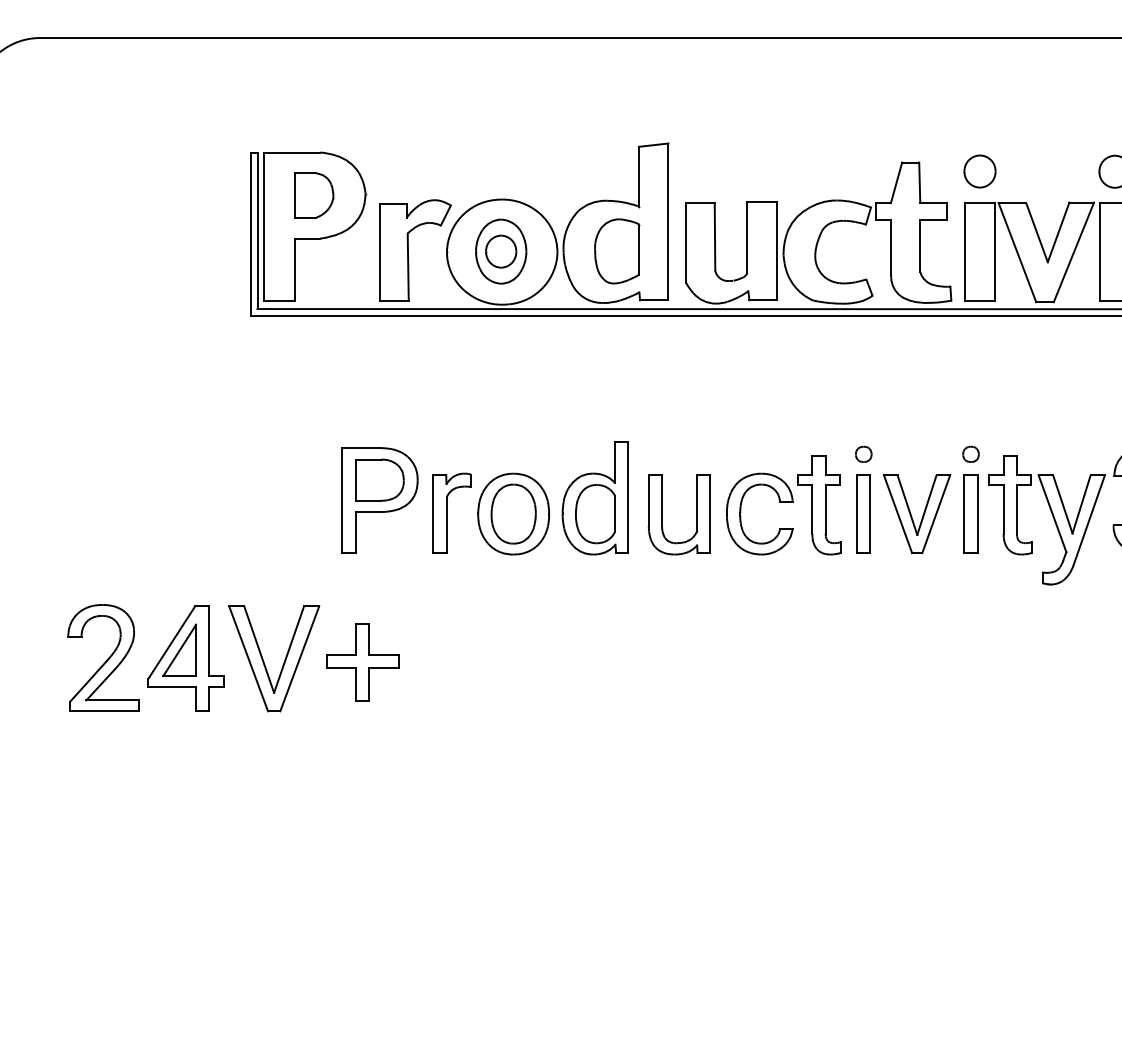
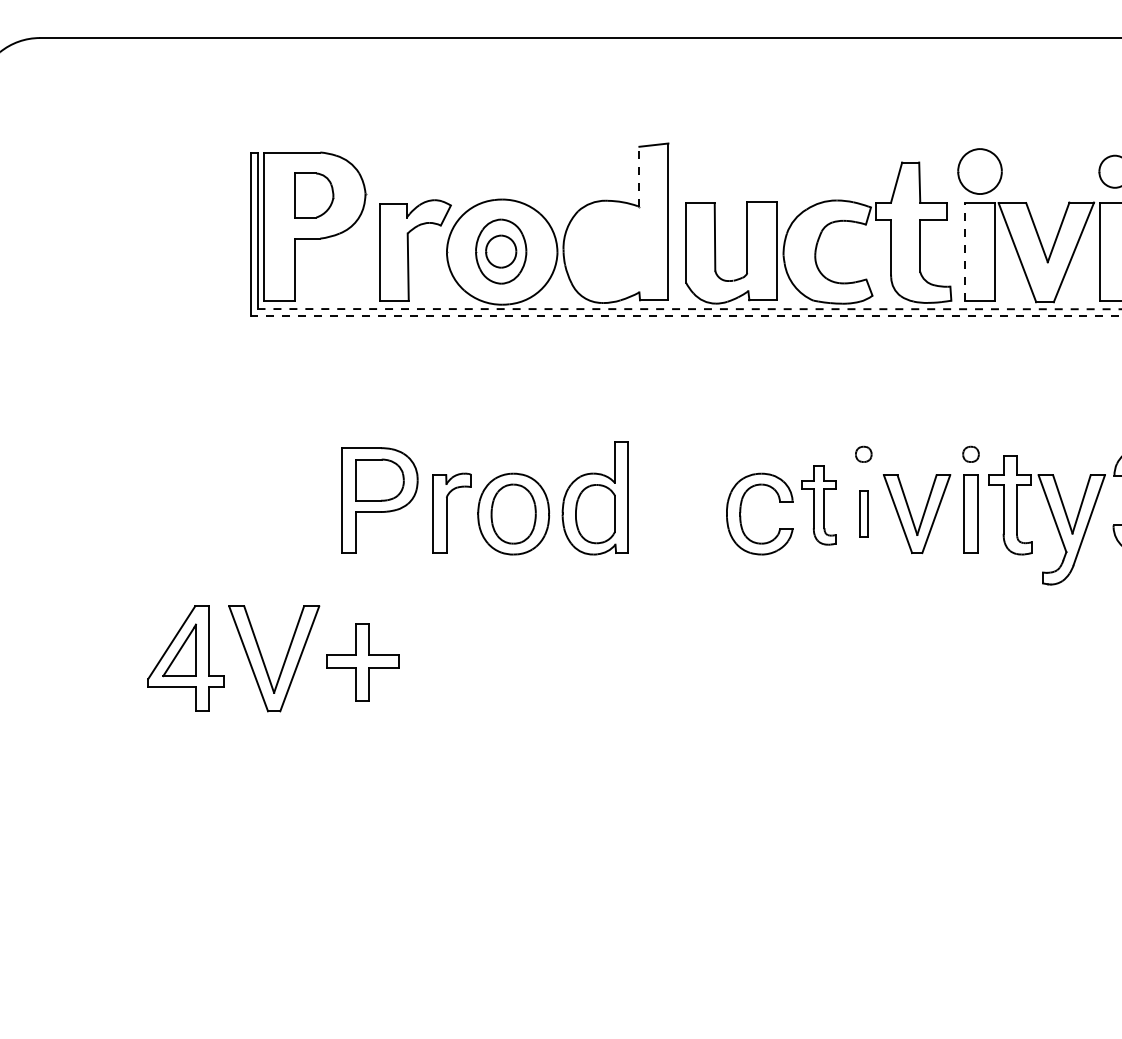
part size: 34x35 px -> 46x47 px (979, 171)
line: solid -> dashed (639, 176)
part: present -> none (617, 251)
line: solid -> dashed (965, 251)
line: solid -> dashed (690, 309)
line: solid -> dashed (685, 315)
part size: 45x101 px -> 36x81 px (818, 505)
part size: 15x80 px -> 10x48 px (863, 513)
part: present -> none (662, 514)
part: present -> none (103, 657)
